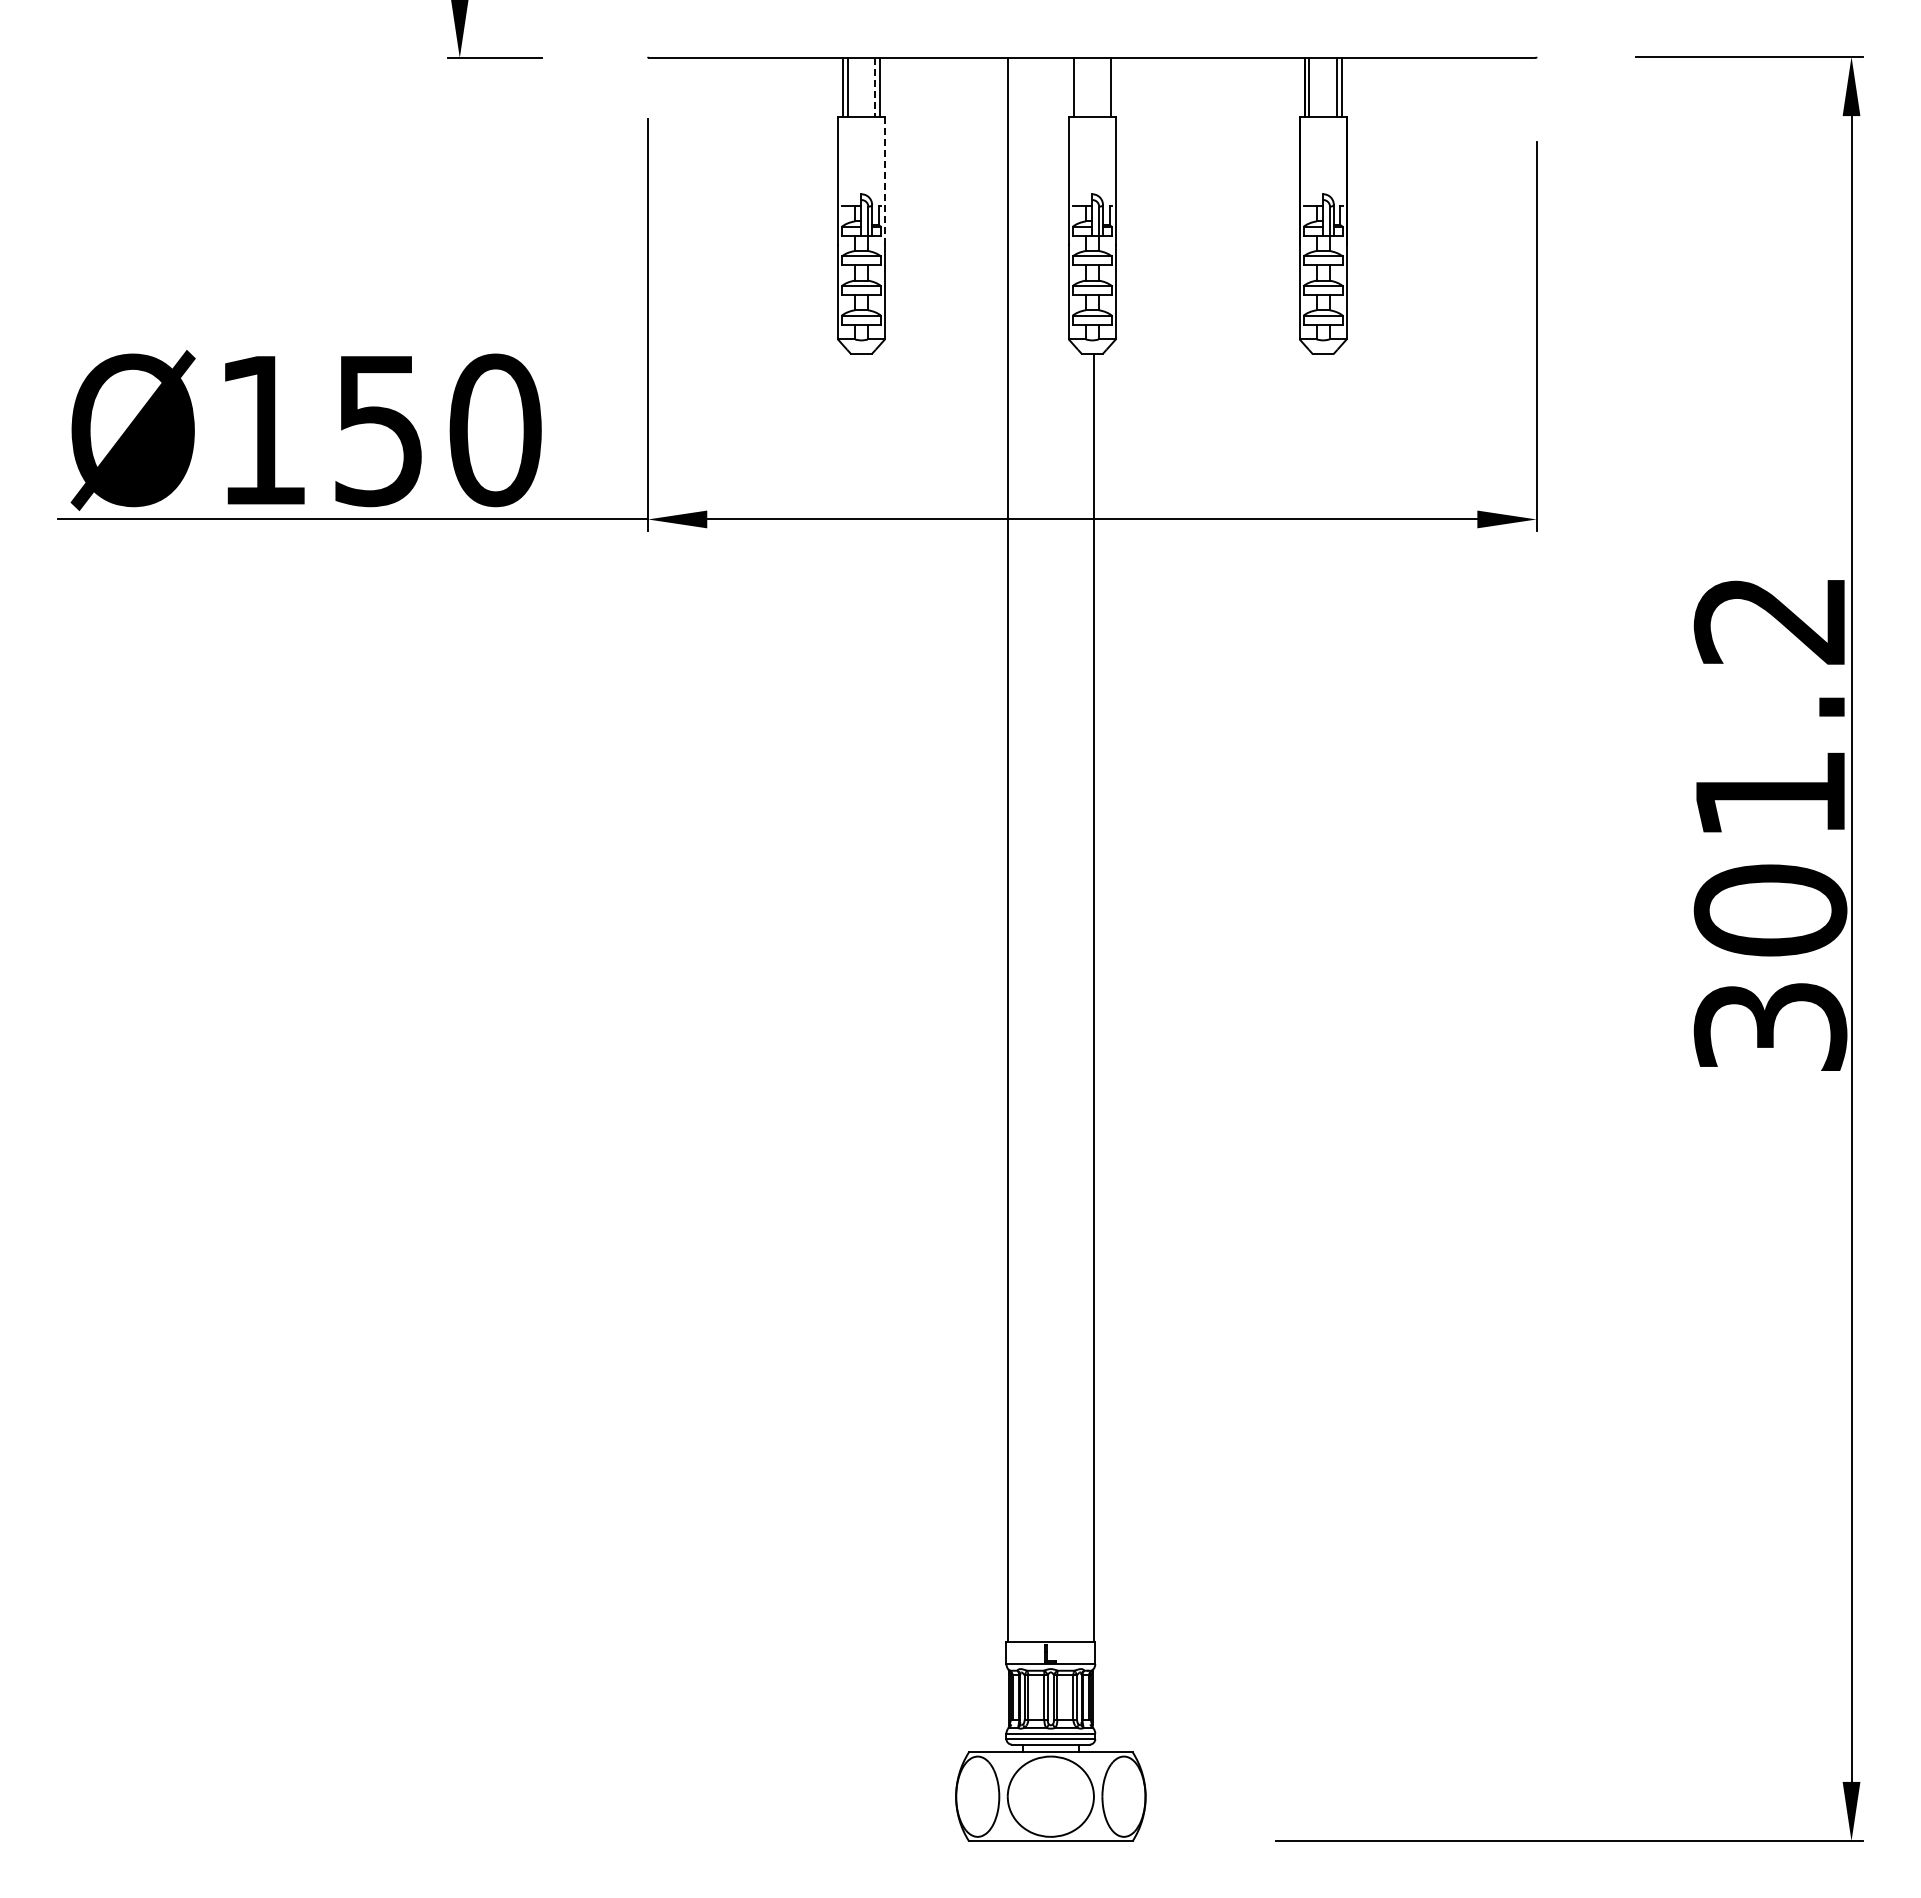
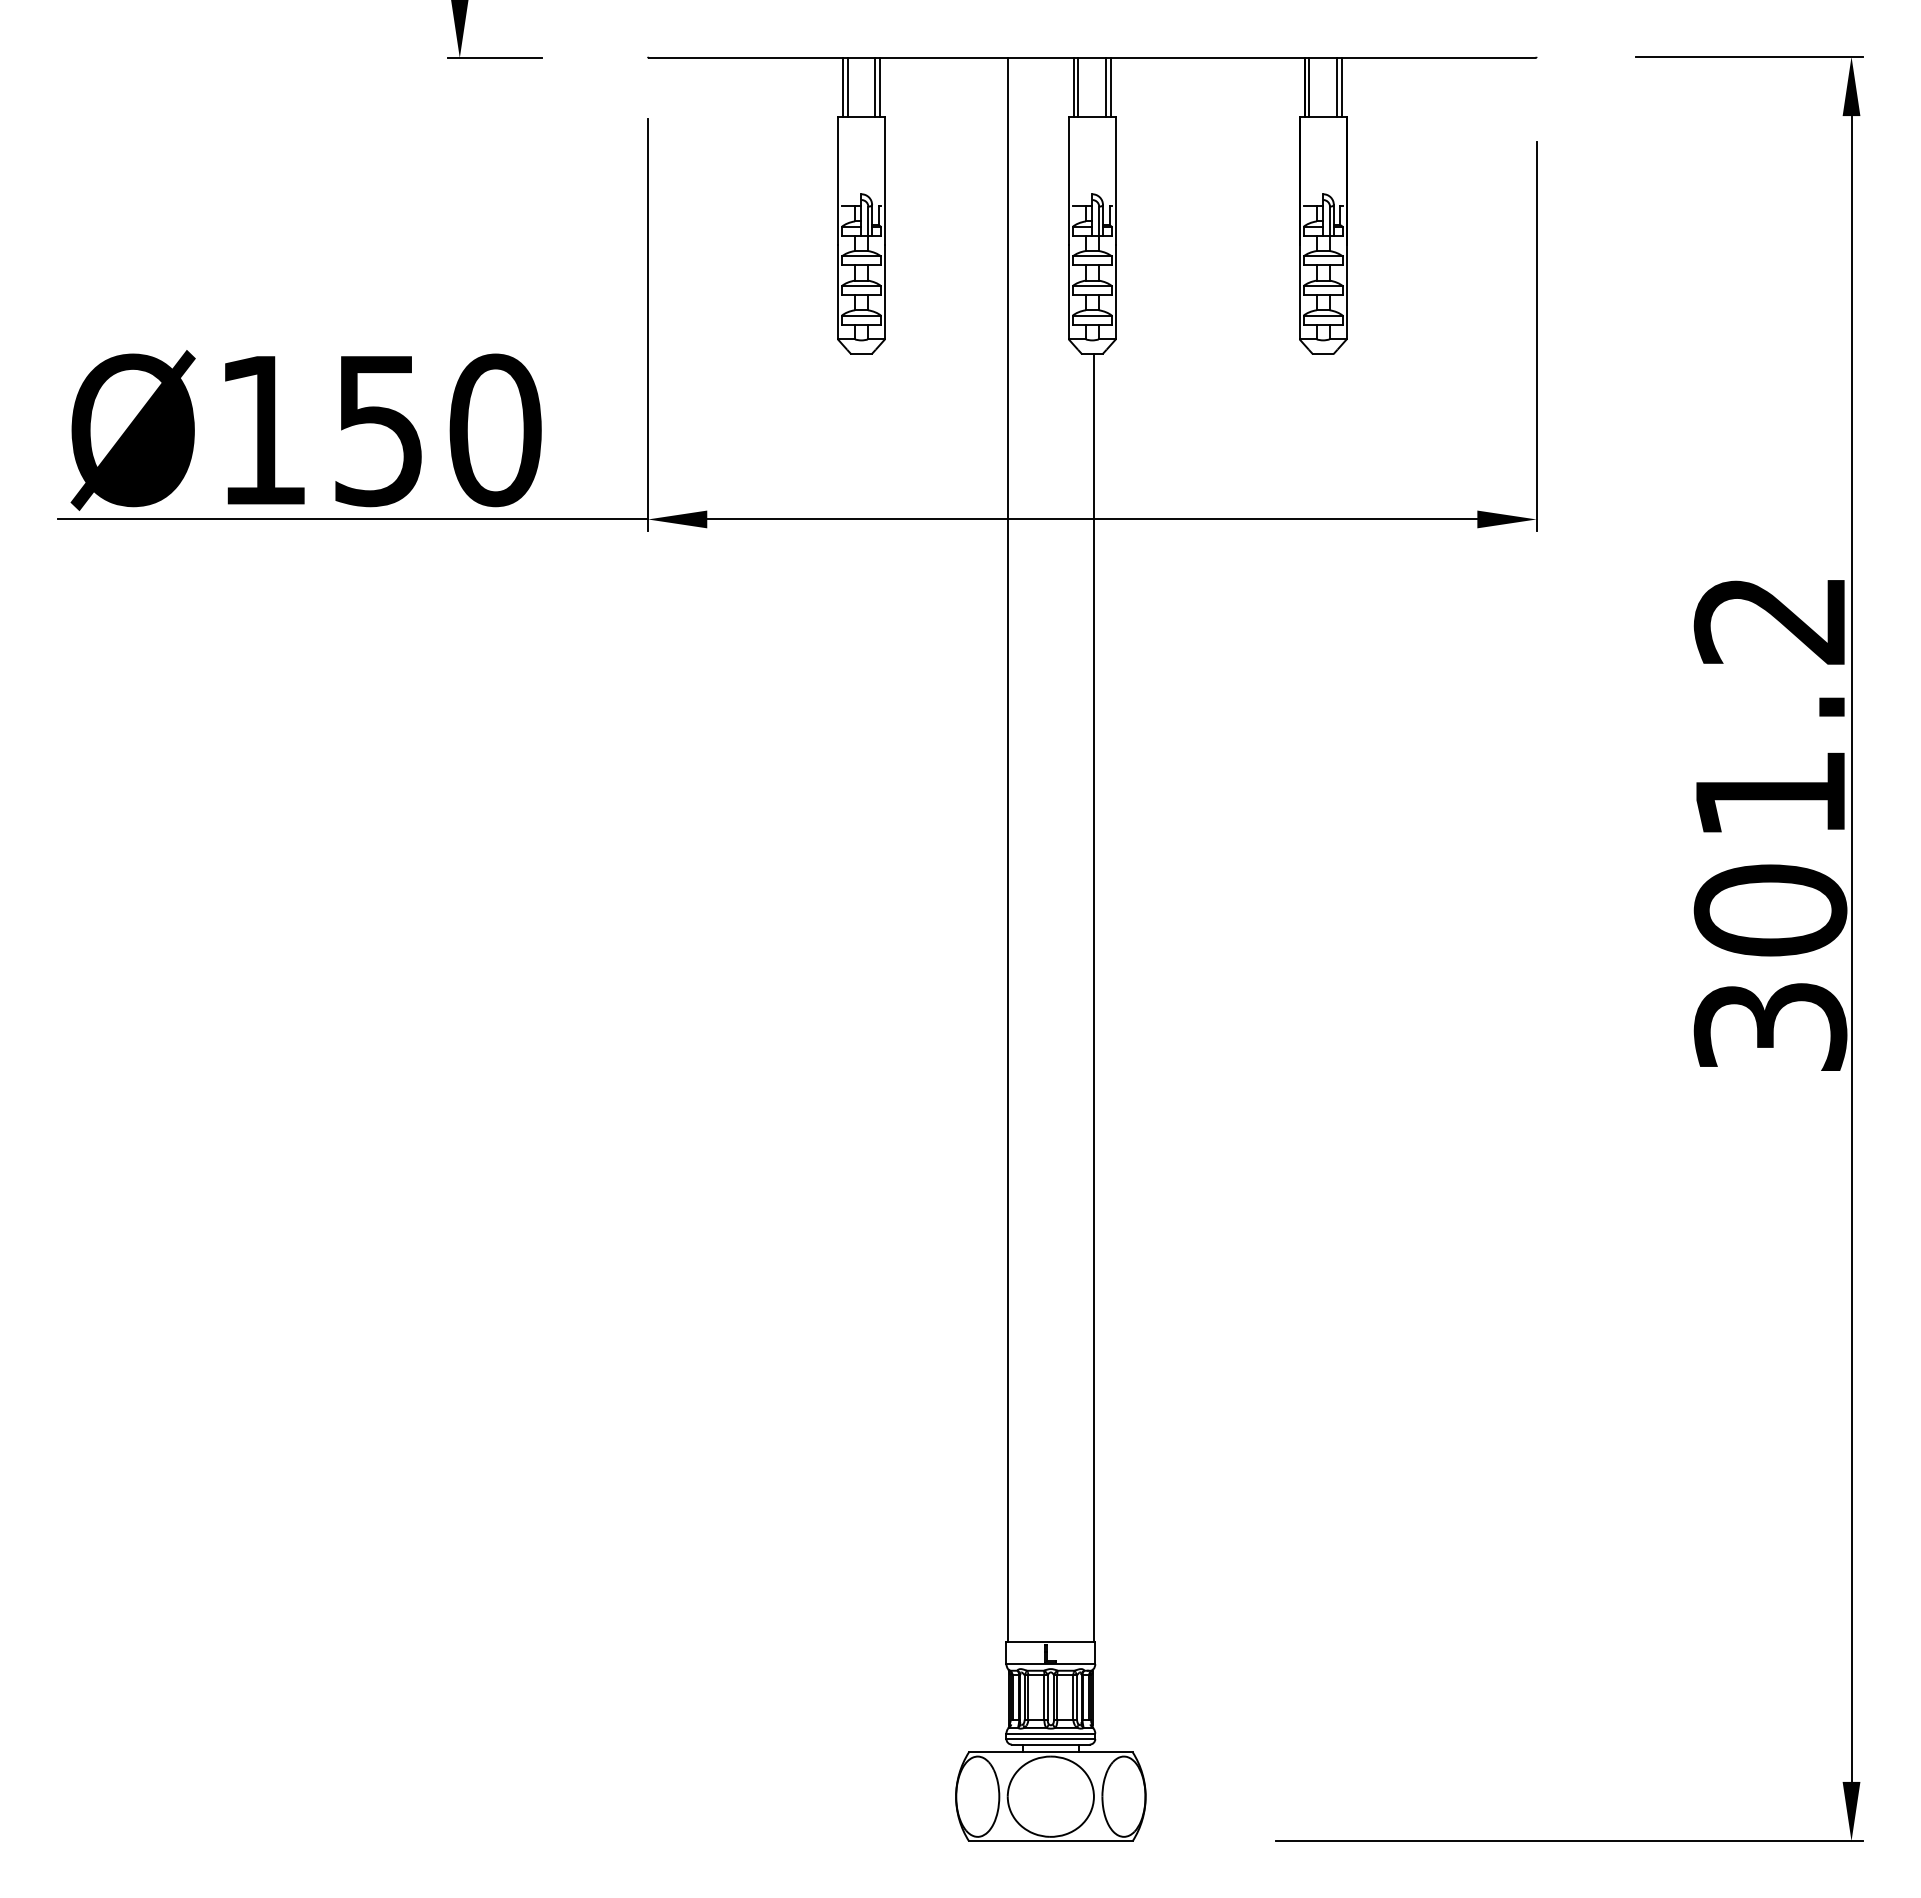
line: dashed -> solid (875, 87)
line: none -> present (1078, 87)
line: none -> present (1106, 87)
line: dashed -> solid (885, 181)
